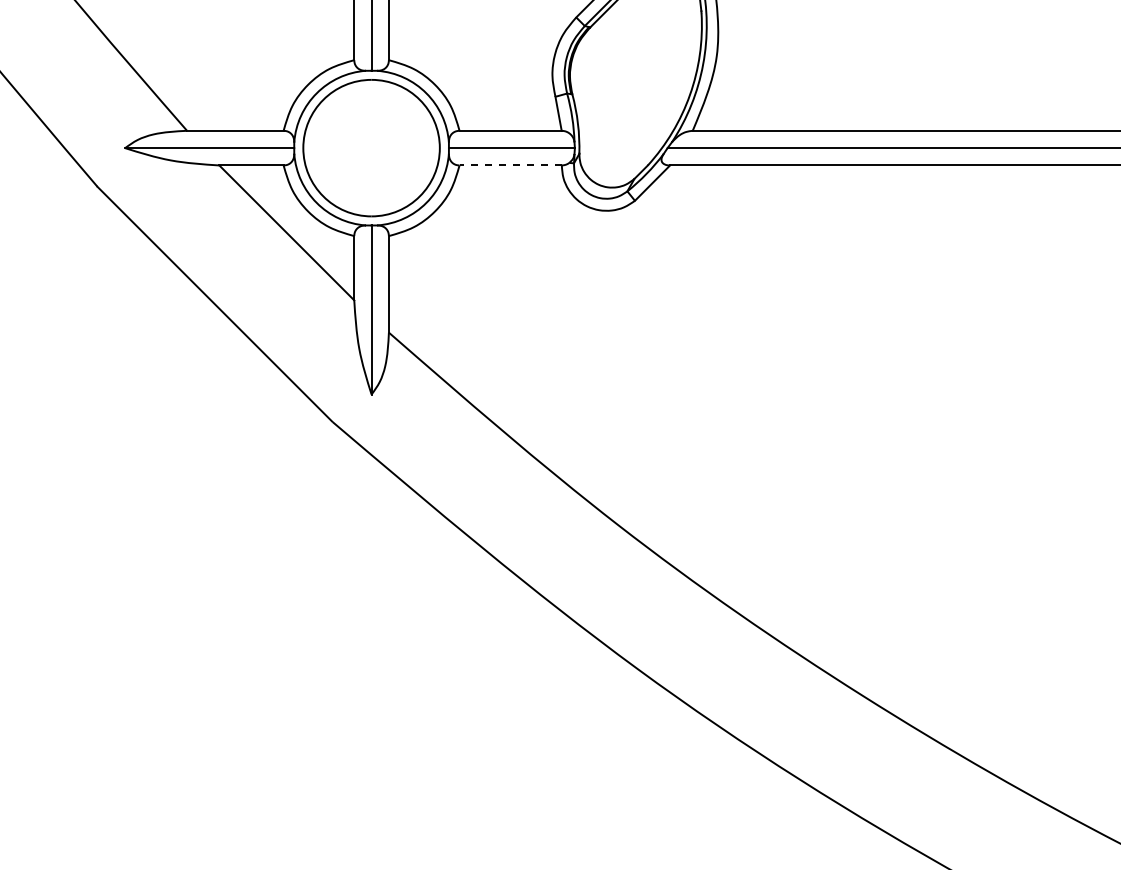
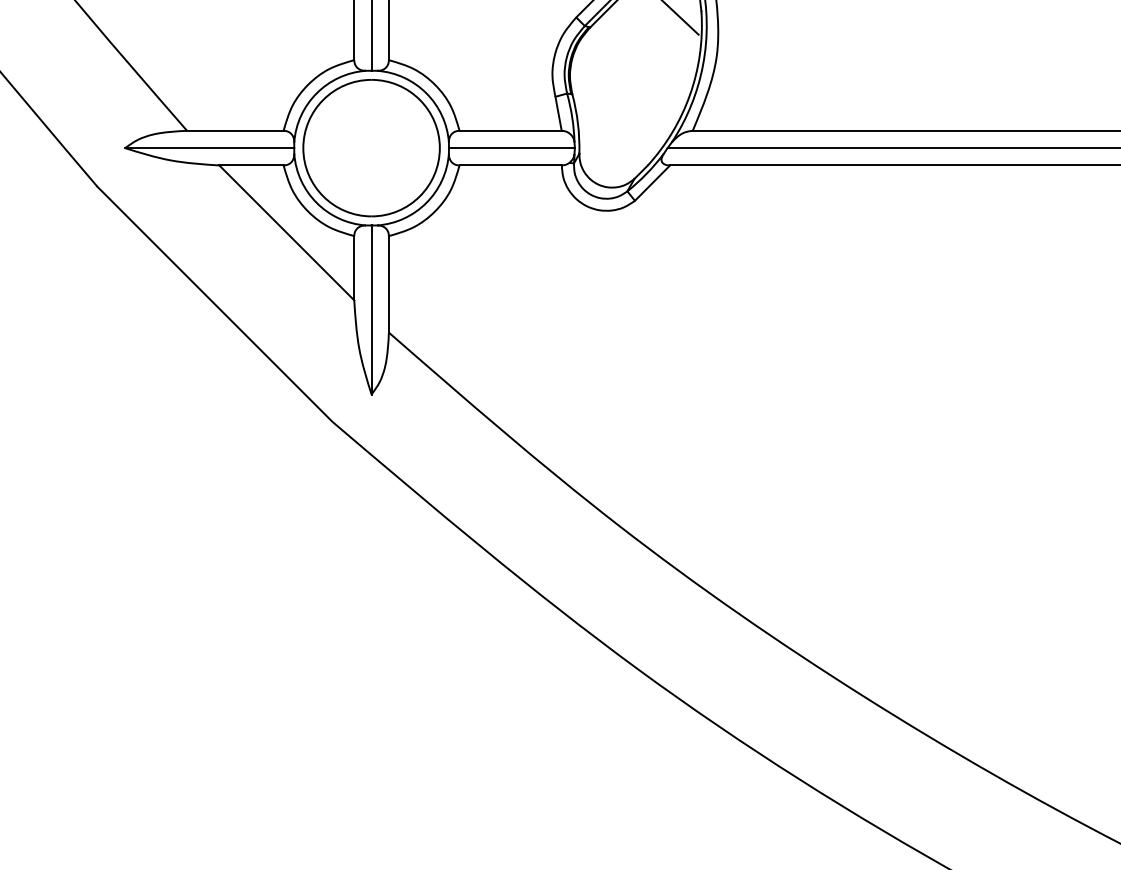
line: none -> present (680, 18)
line: dashed -> solid (510, 165)
